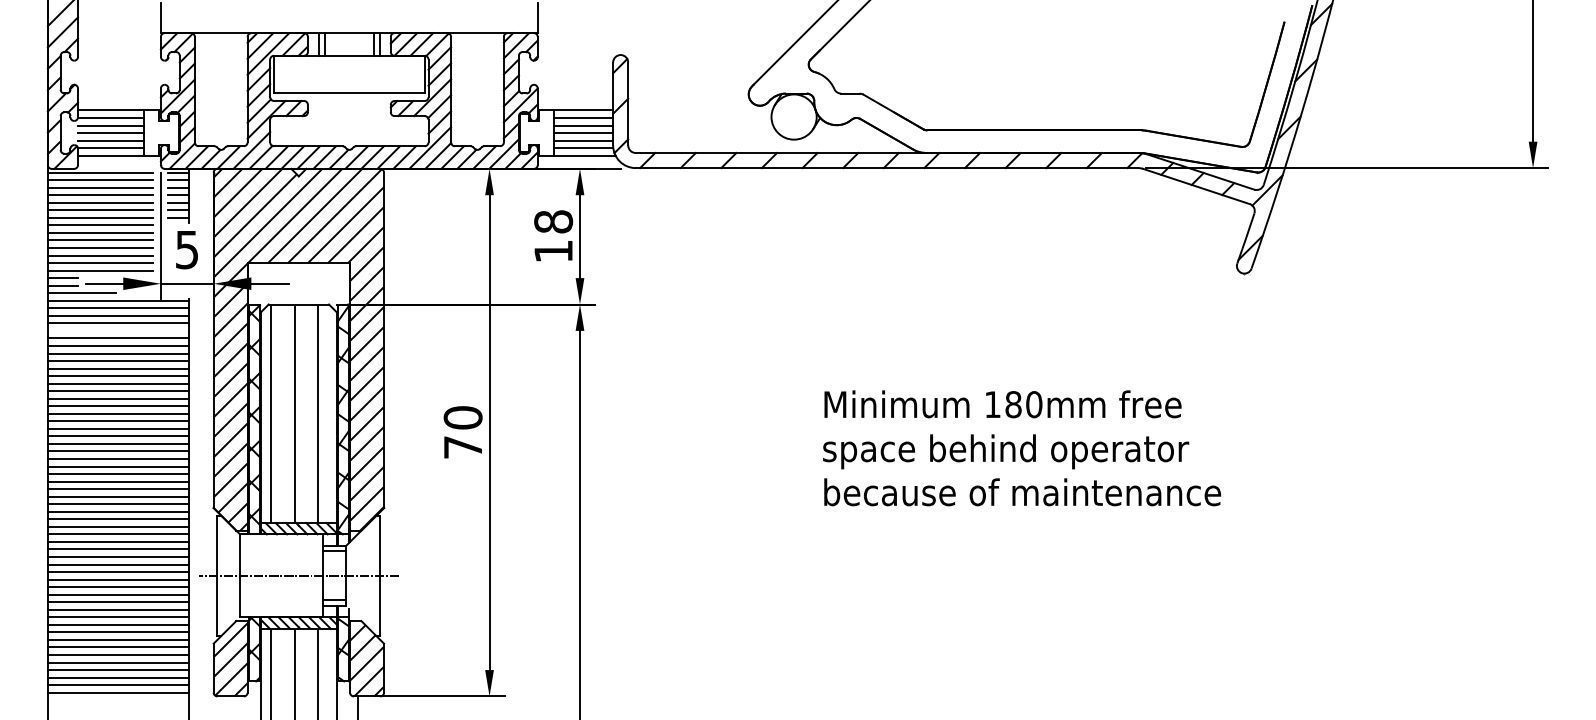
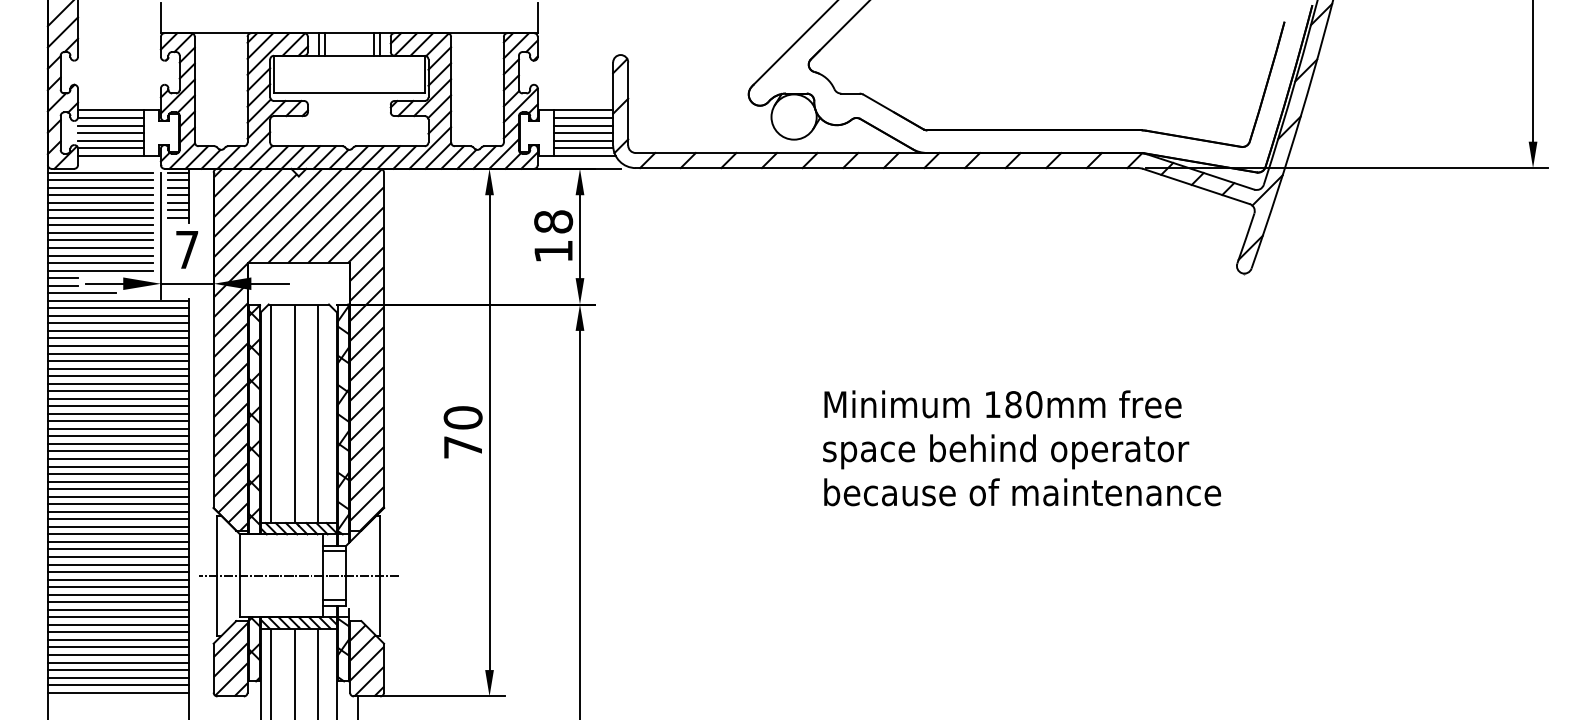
text: 5 -> 7 (187, 250)
line: none -> present (118, 330)
